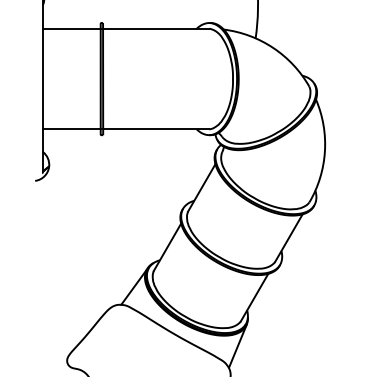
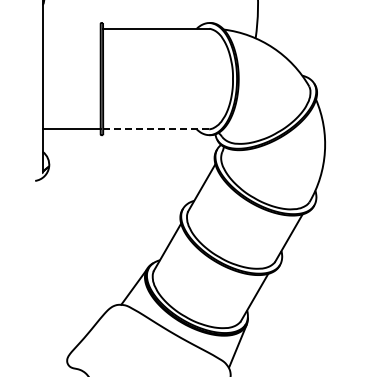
line: present -> none (71, 28)
line: solid -> dashed (156, 129)
